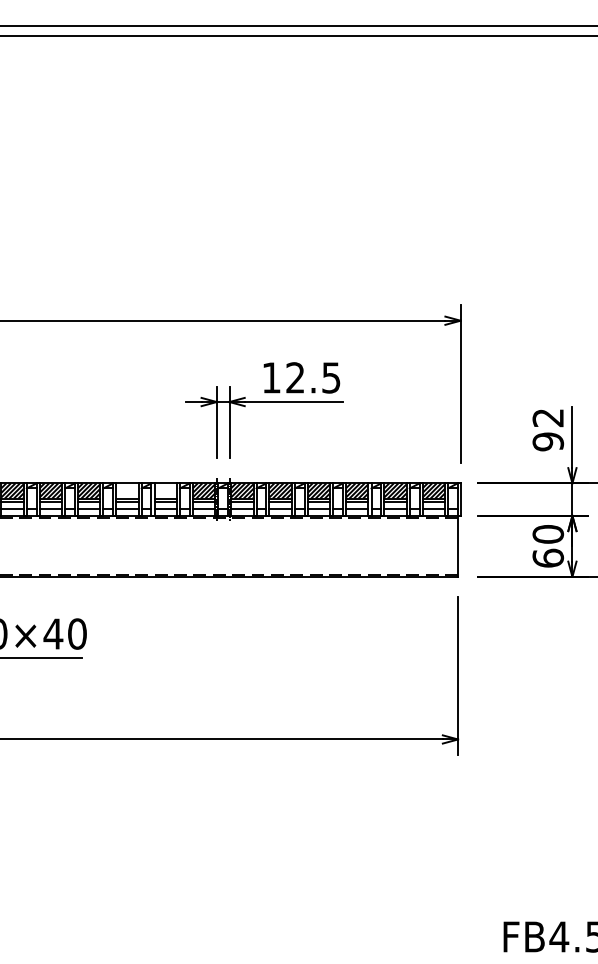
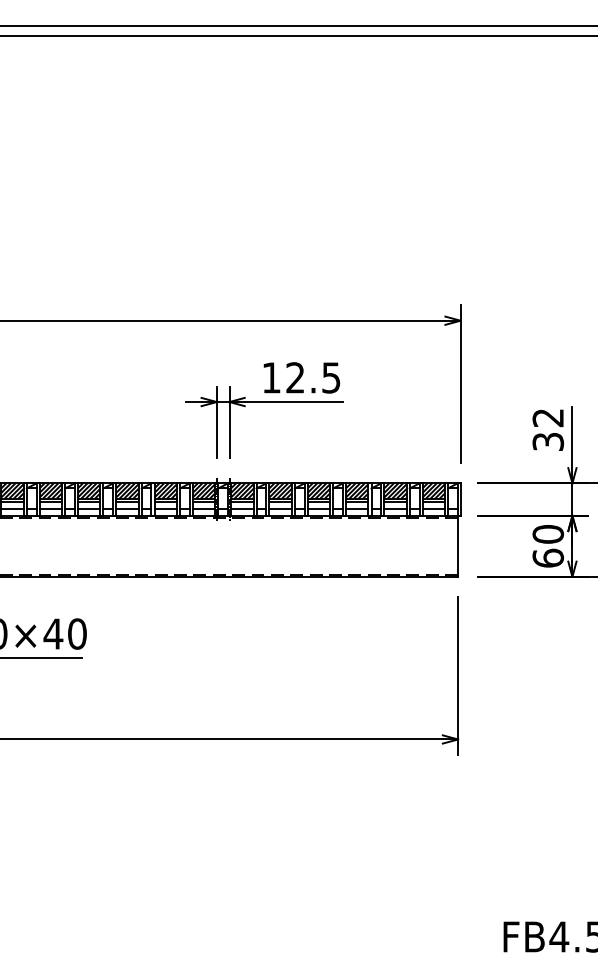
text: 92 -> 32 (547, 441)
hatch: none -> present (127, 490)
hatch: none -> present (165, 490)
